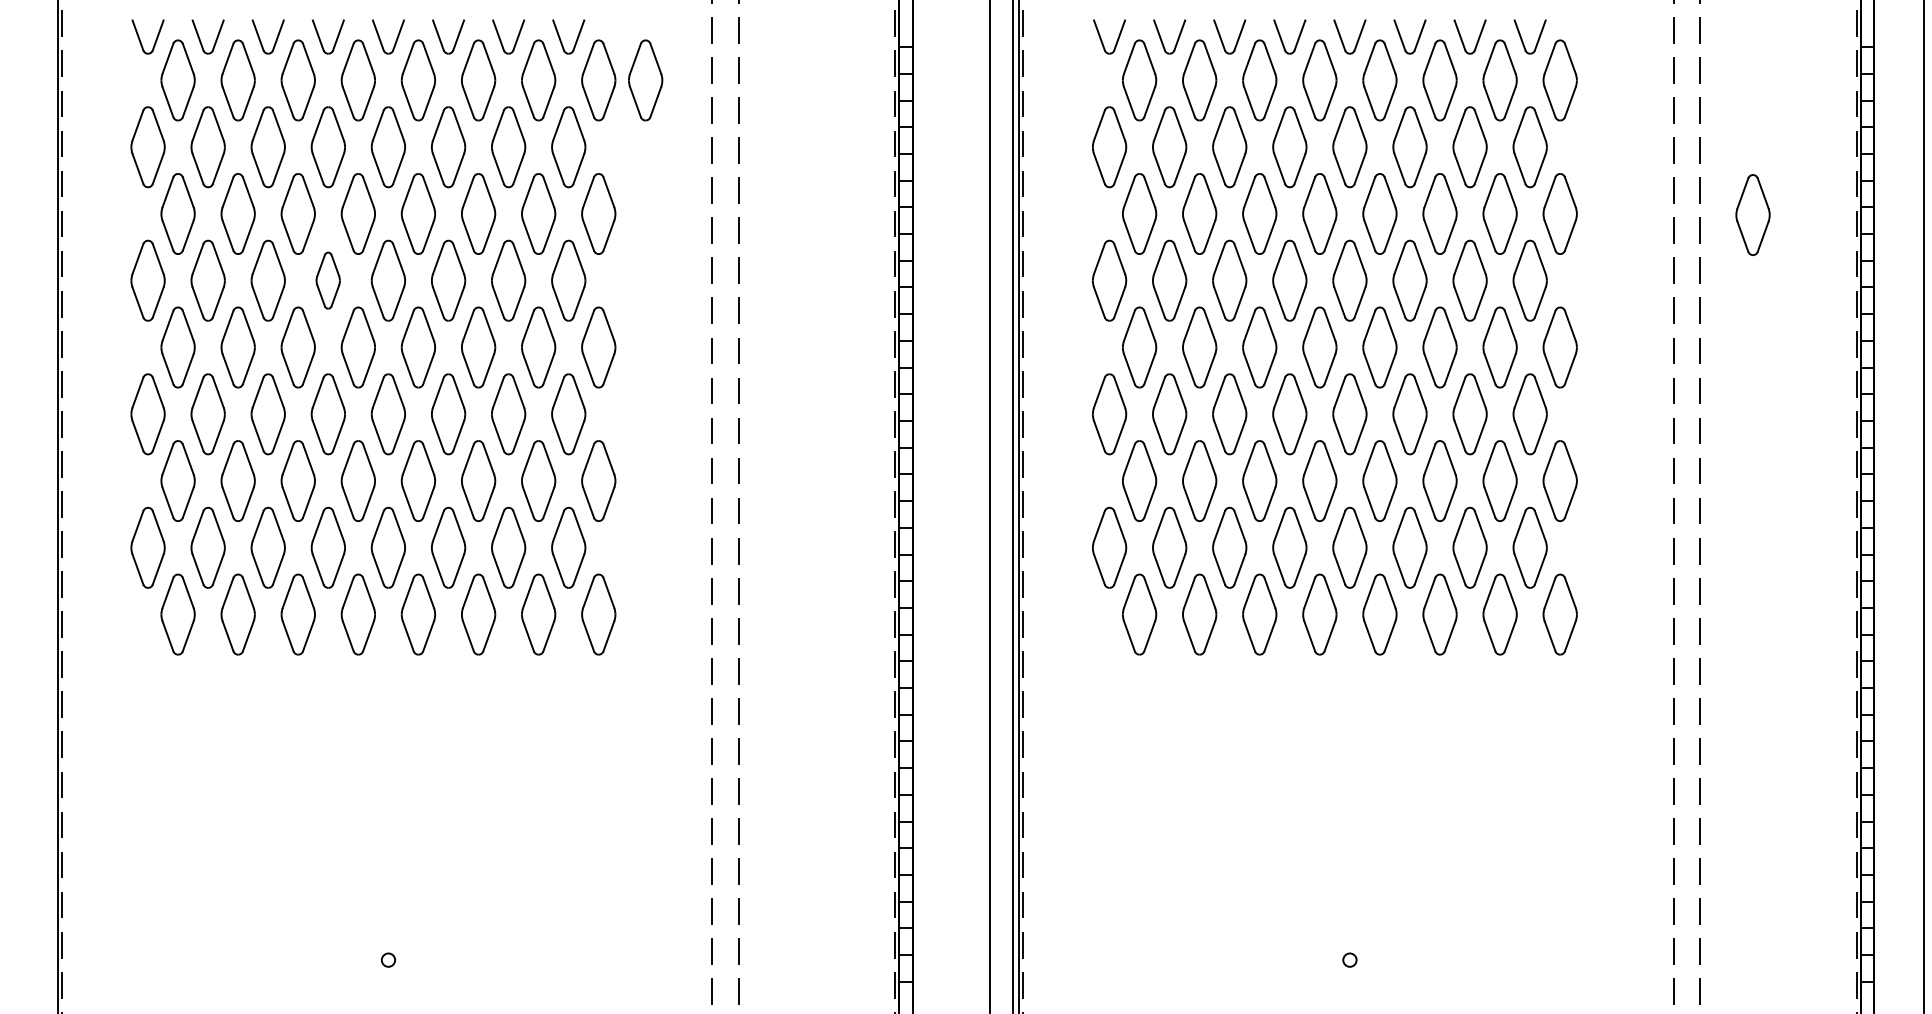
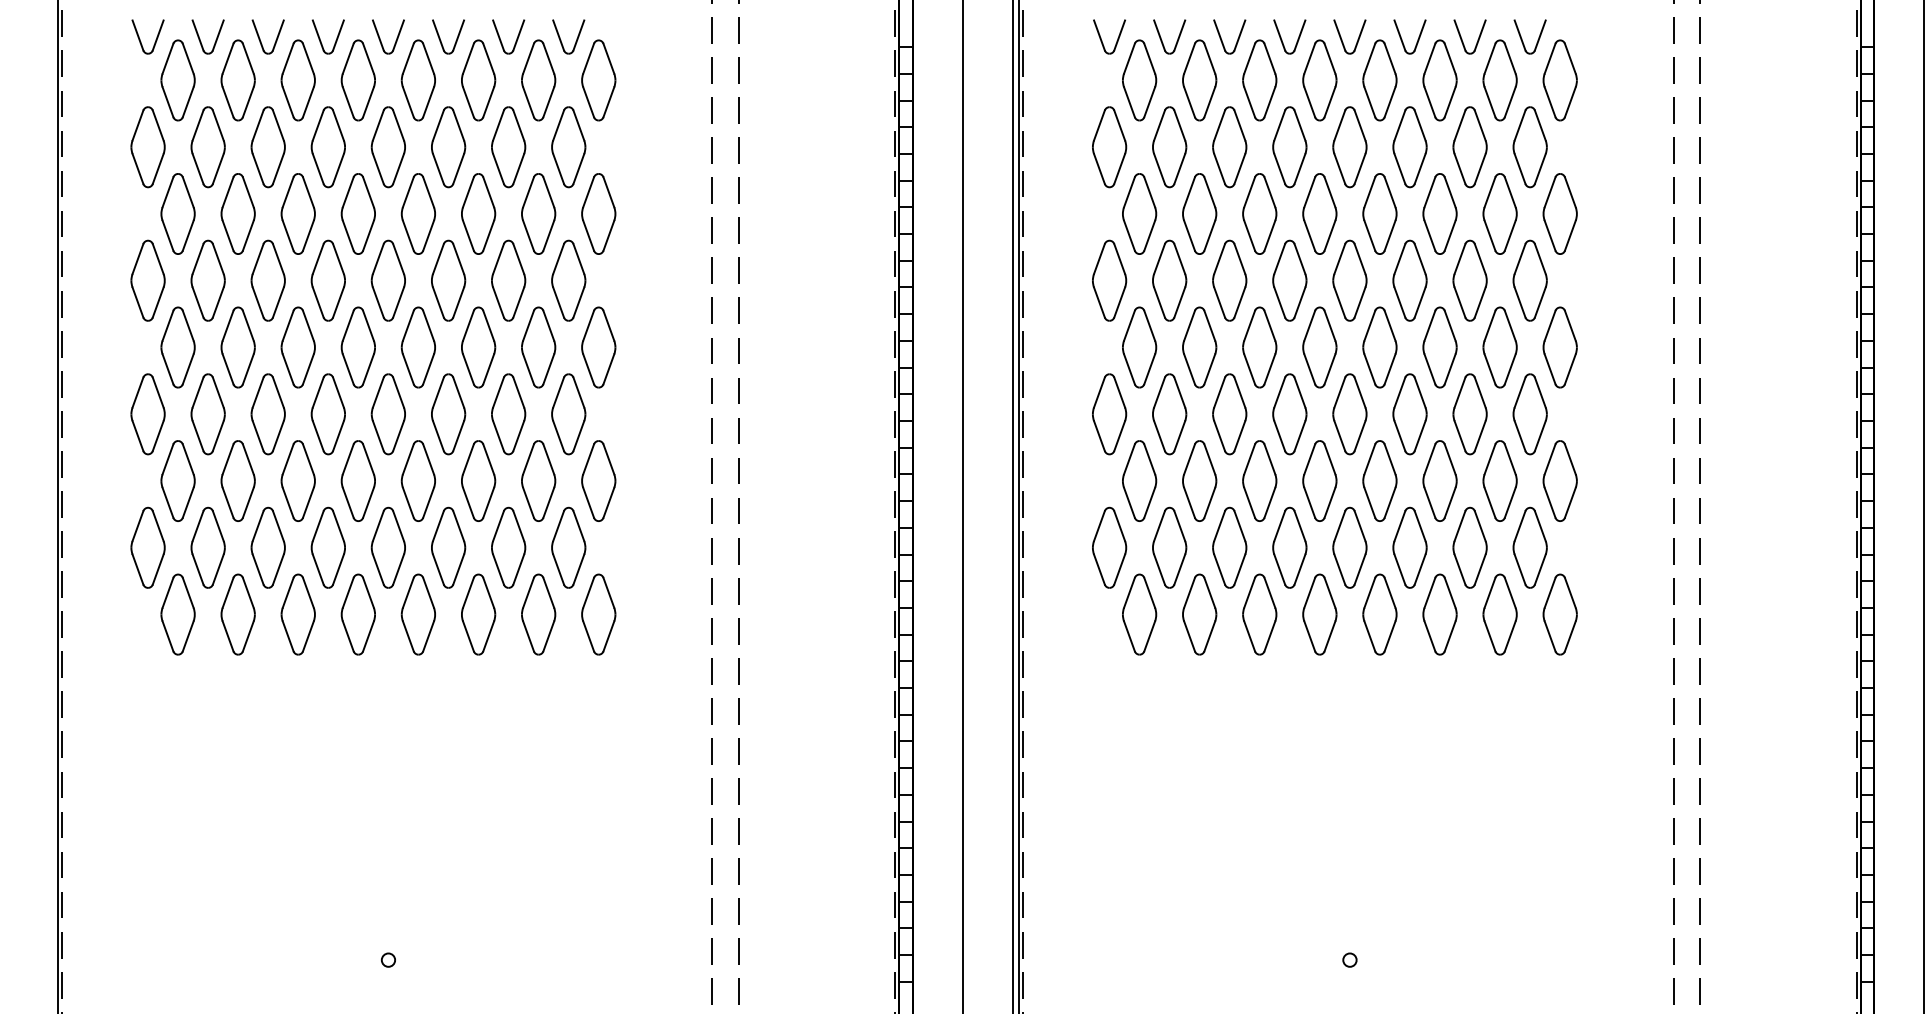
part: present -> none (645, 80)
part: present -> none (1752, 214)
part size: 26x59 px -> 36x83 px (327, 280)
line position: (989, 506) -> (962, 506) (962, 506)
